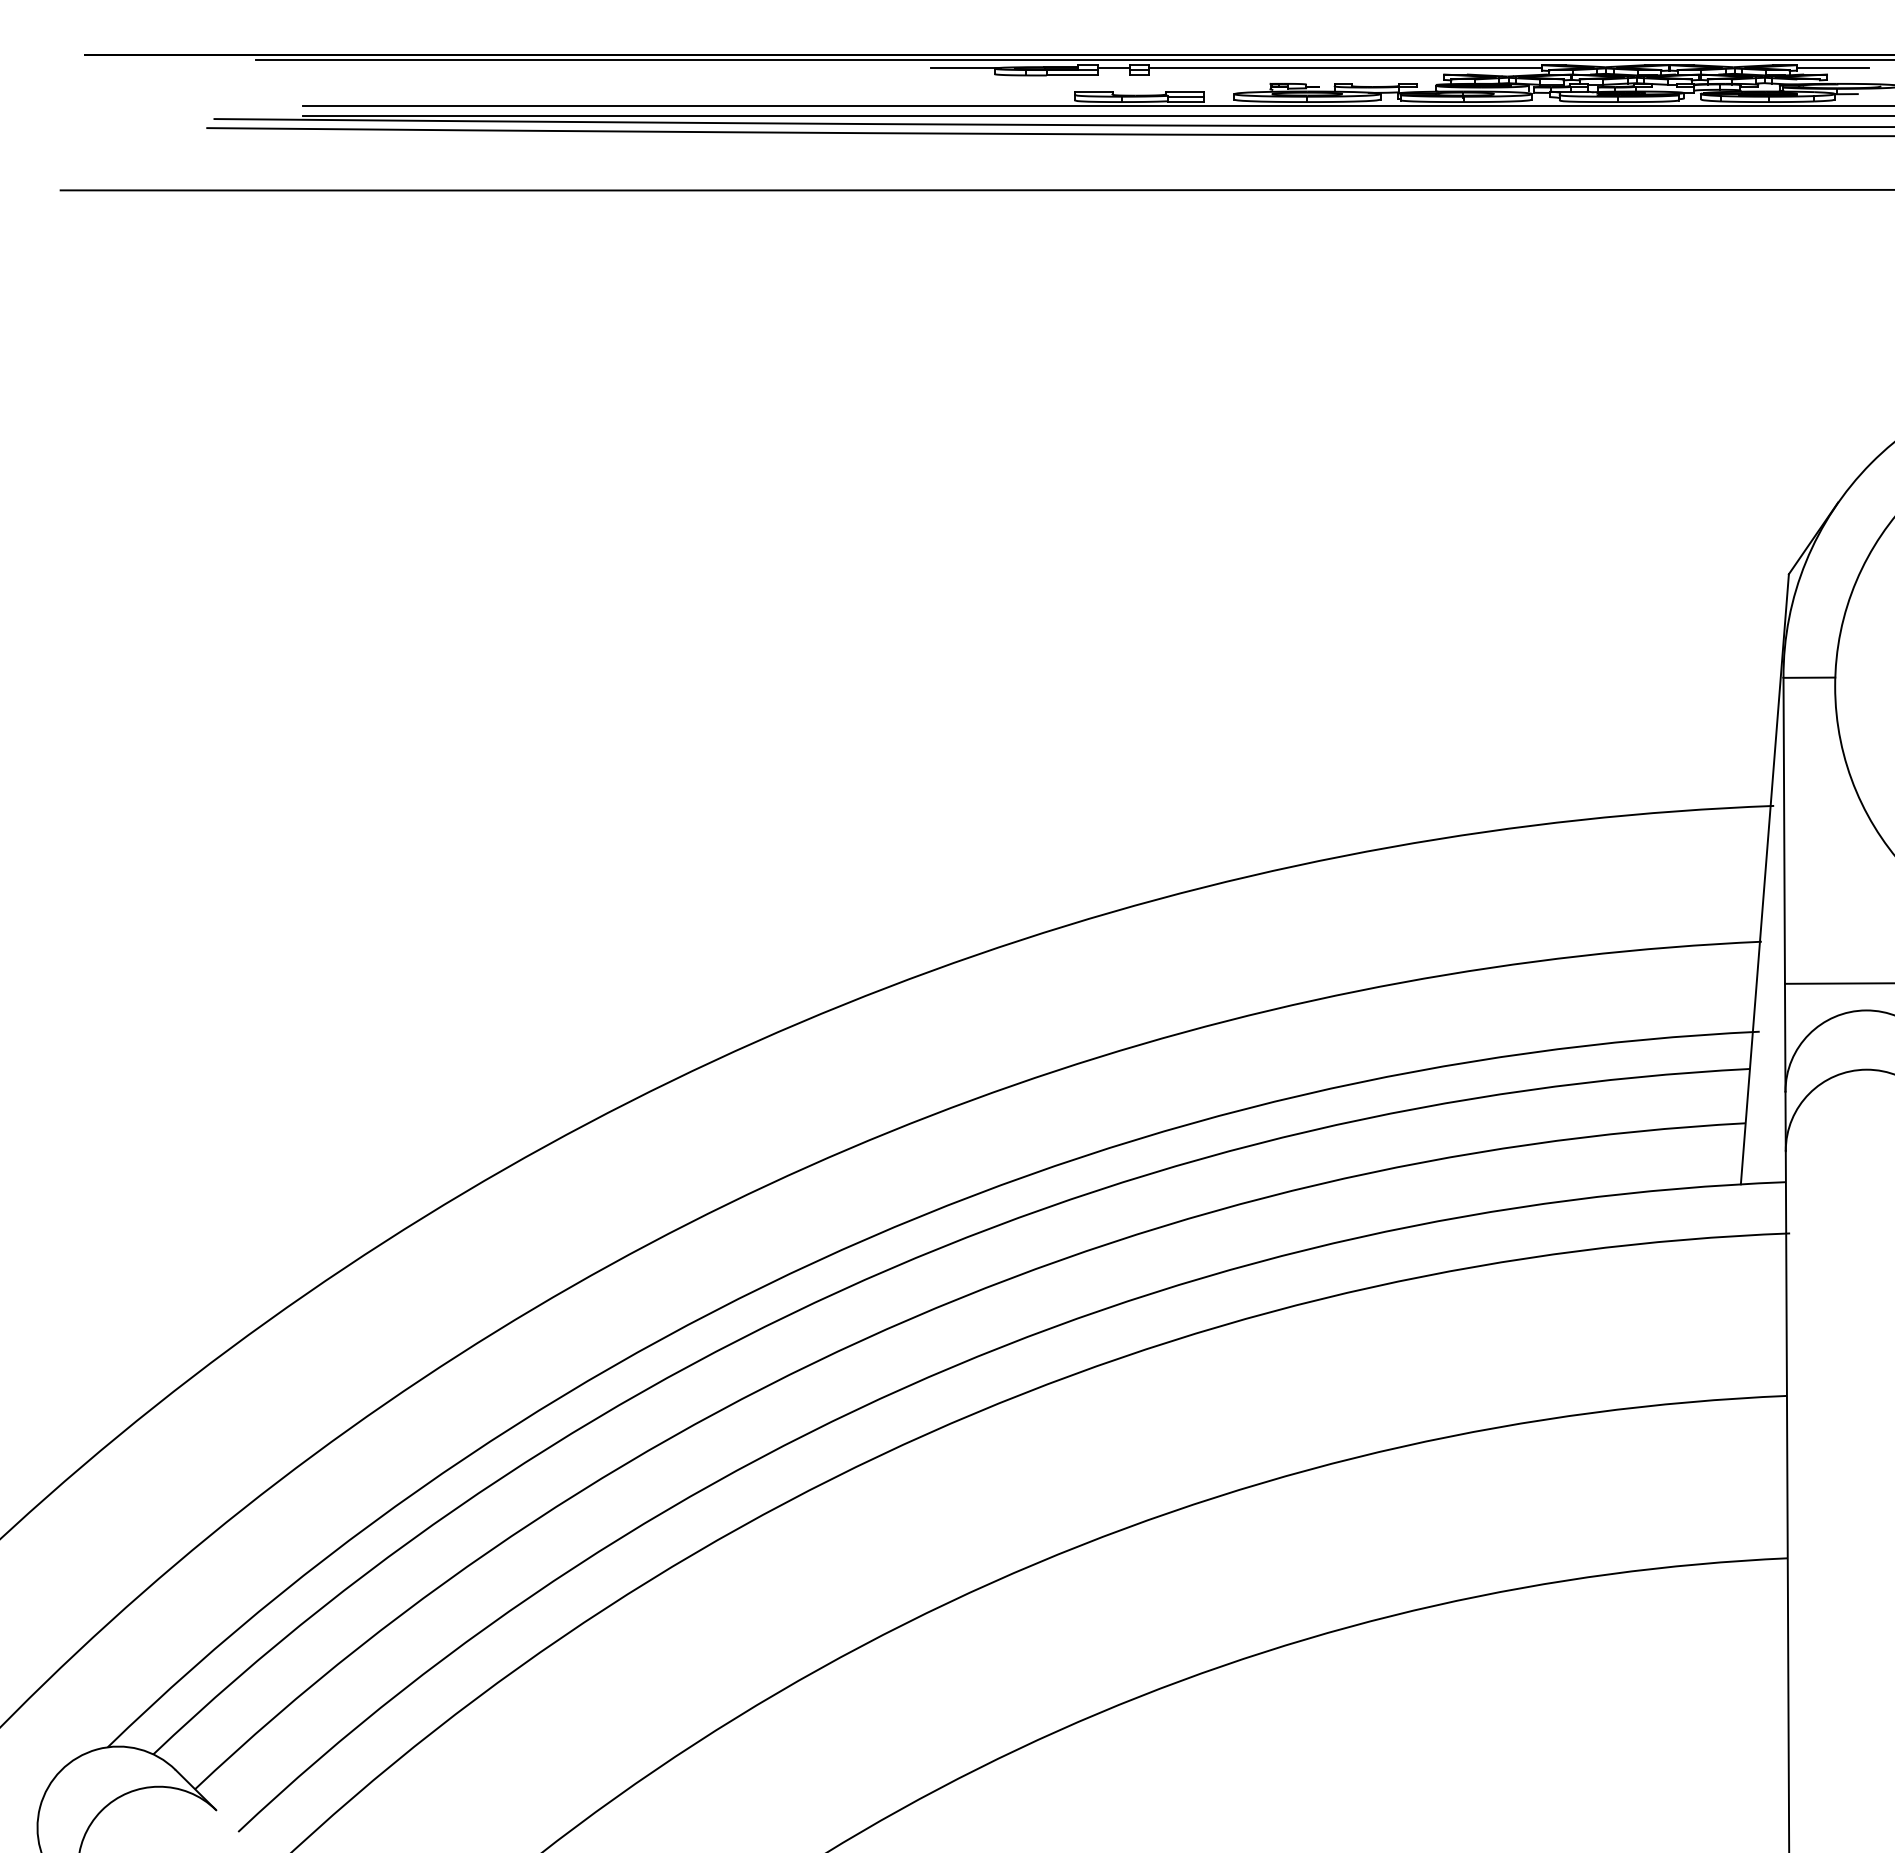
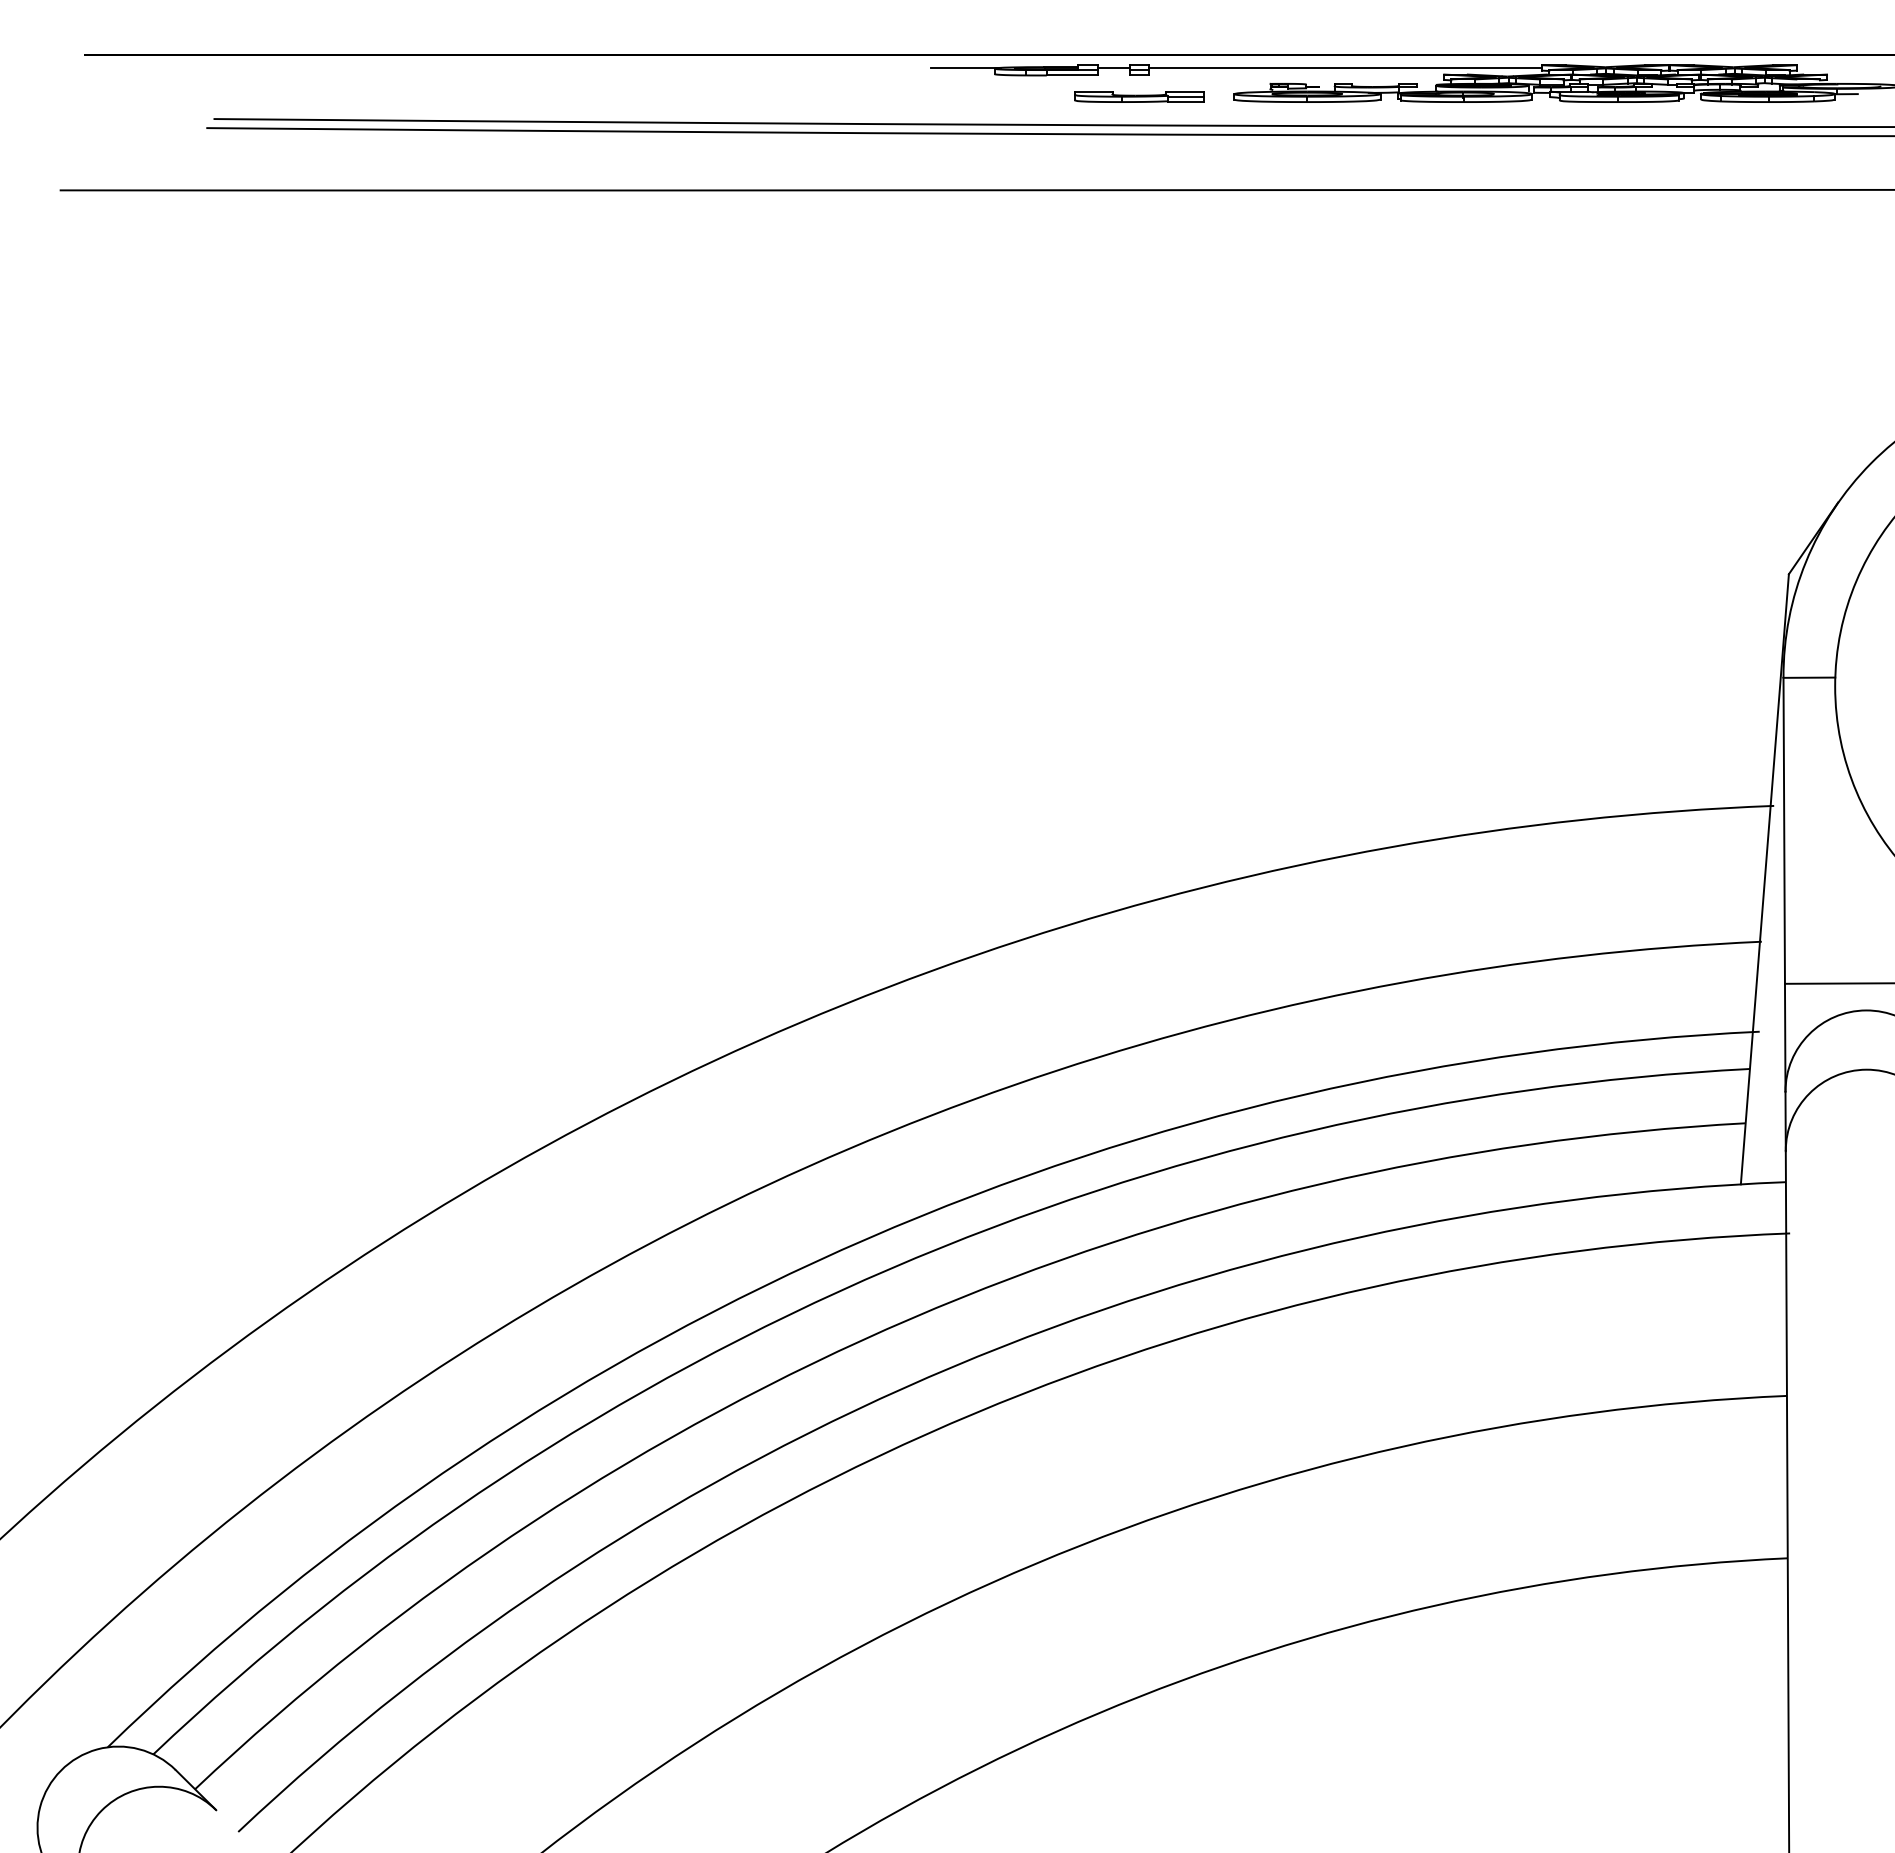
line: present -> none (1073, 59)
line: present -> none (1832, 67)
line: present -> none (1097, 105)
line: present -> none (1097, 116)
